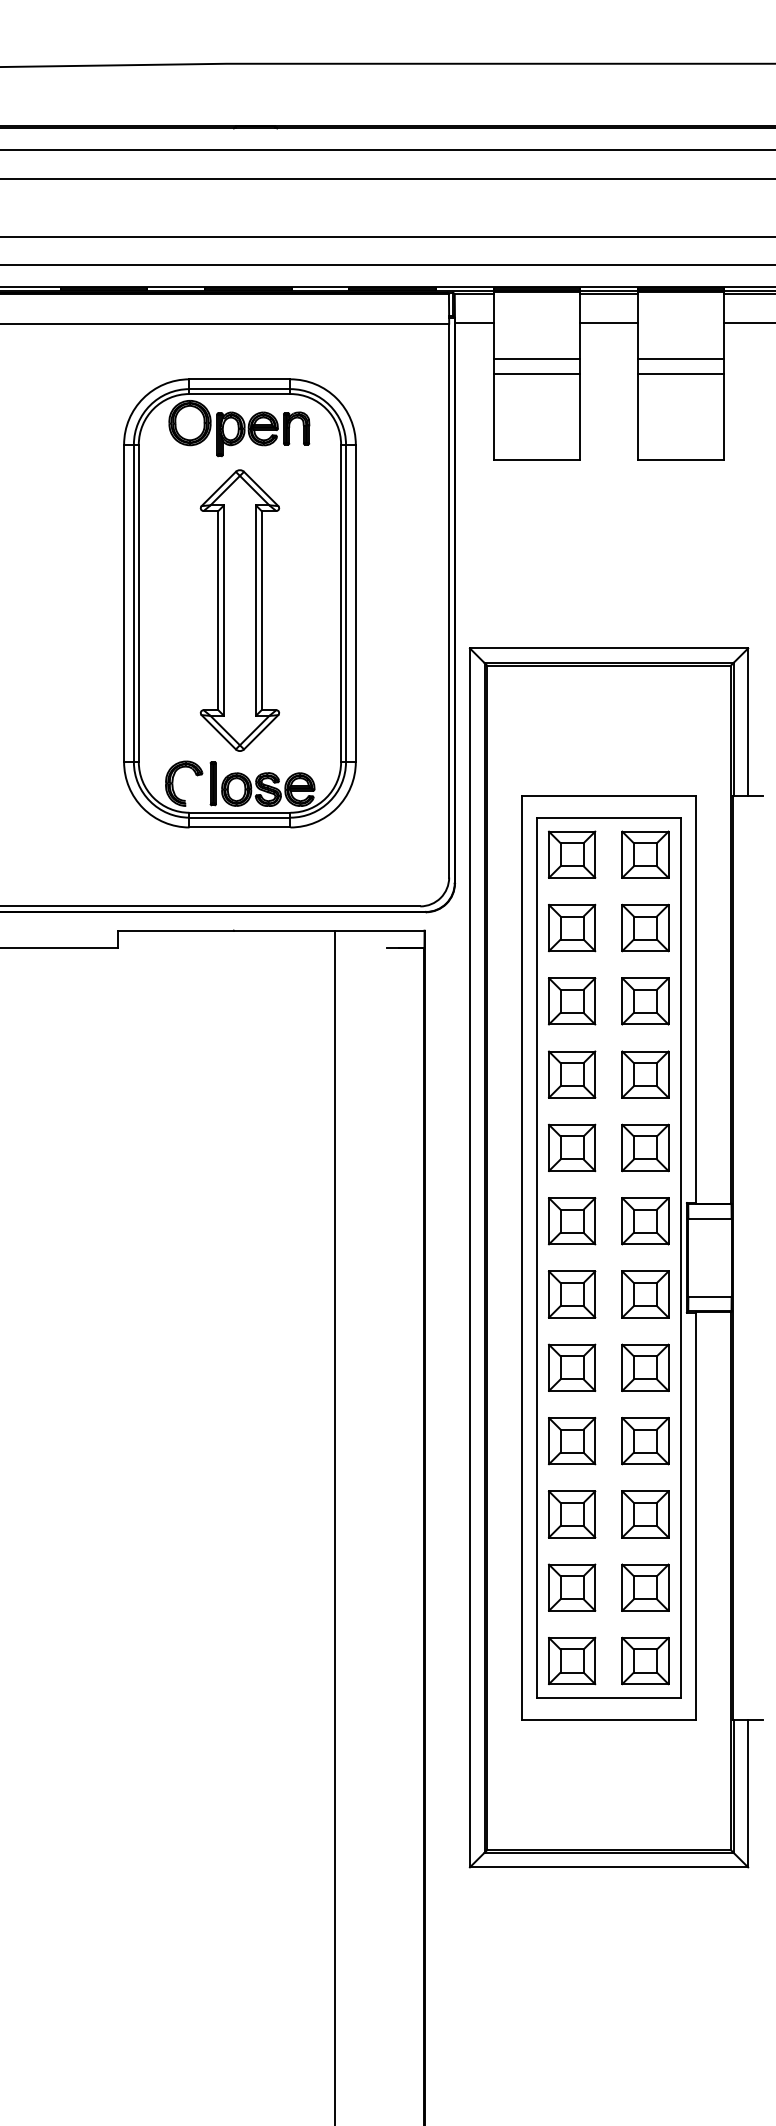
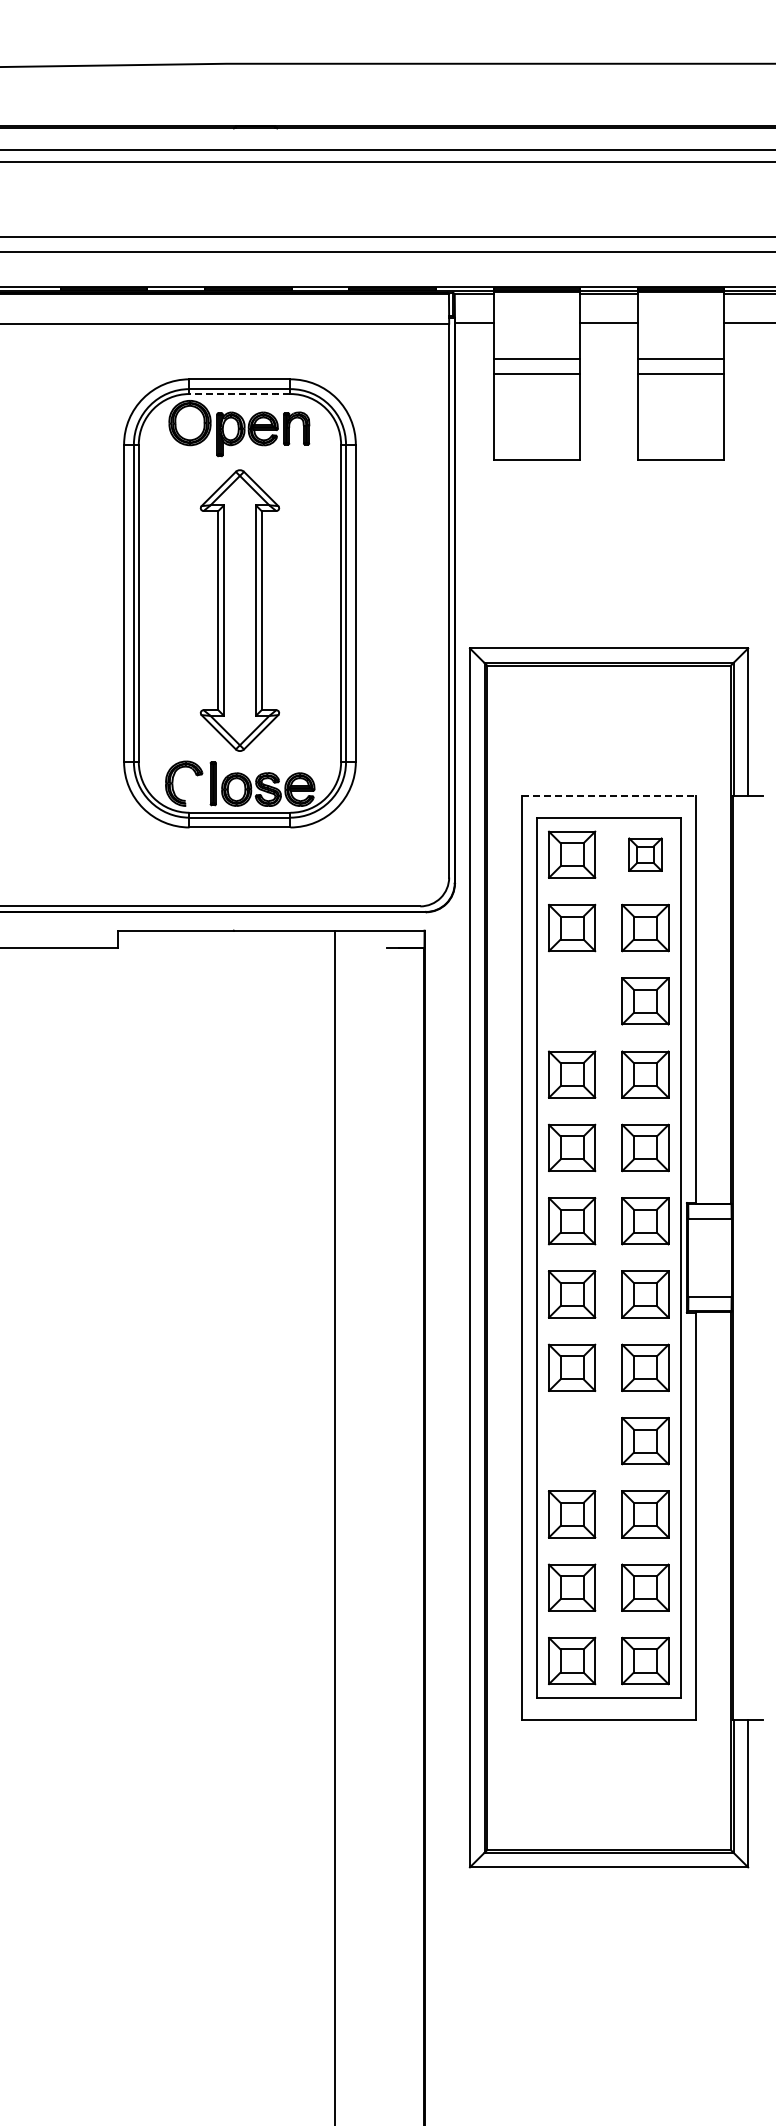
line position: (387, 178) -> (387, 161) (387, 161)
line position: (387, 265) -> (387, 252) (387, 252)
line: solid -> dashed (239, 394)
line: solid -> dashed (609, 796)
part size: 49x49 px -> 35x35 px (645, 854)
part: present -> none (572, 1001)
part: present -> none (572, 1441)
